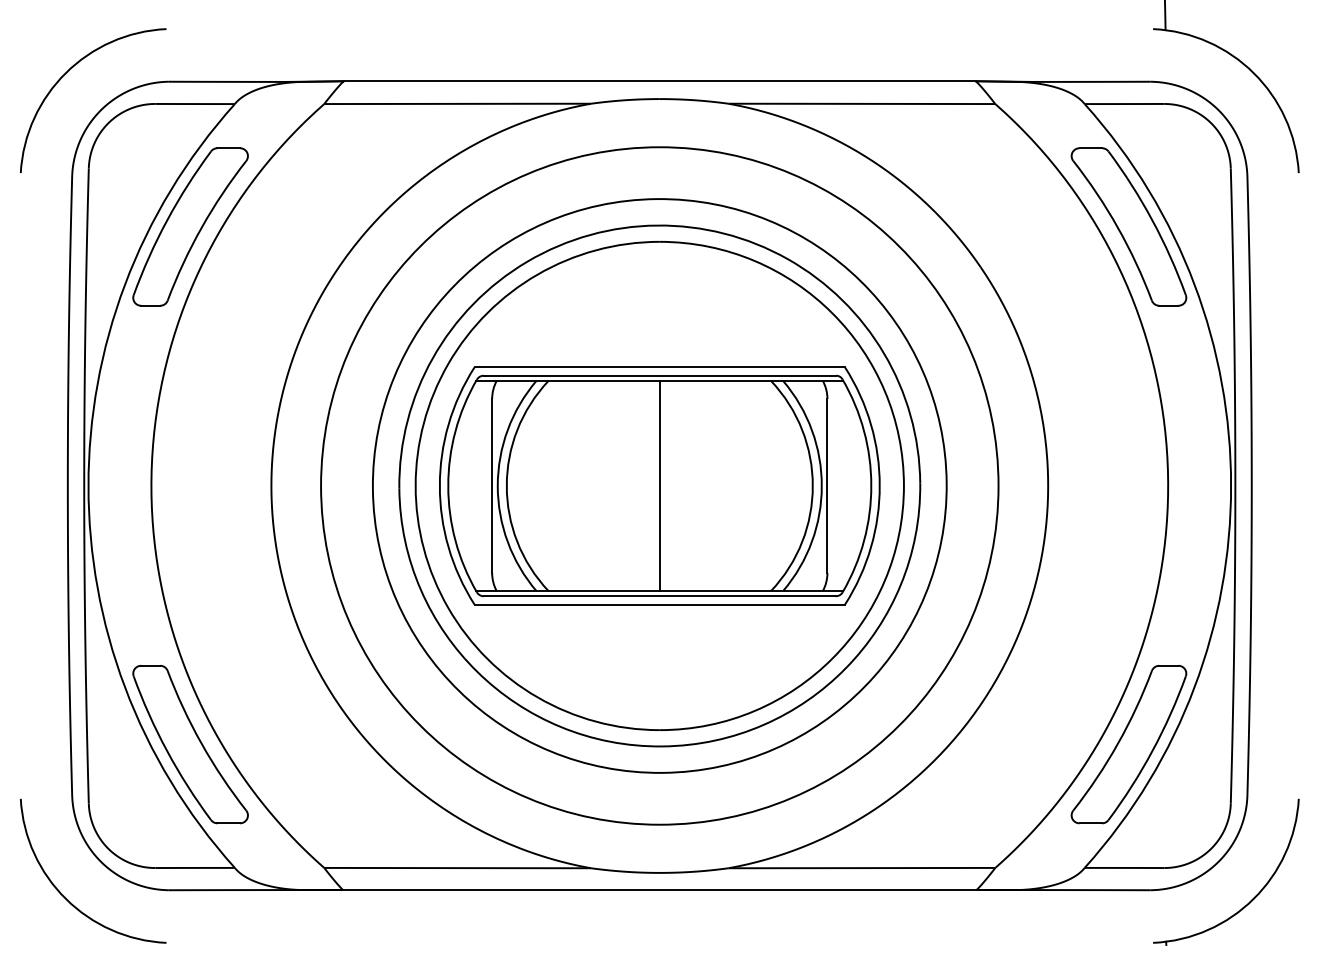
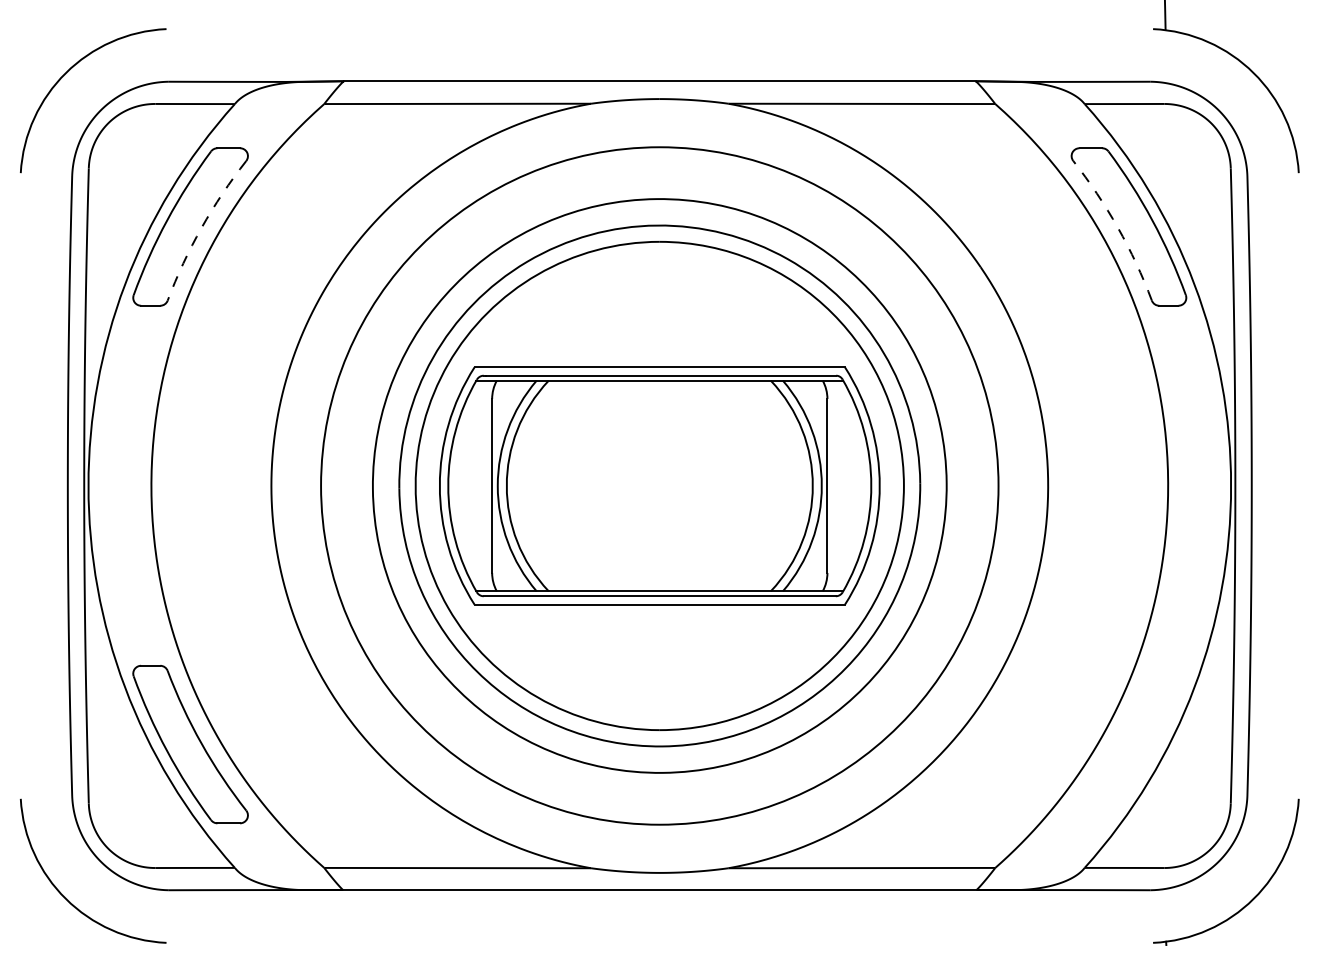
arc: solid -> dashed (201, 227)
arc: solid -> dashed (1117, 227)
line: present -> none (659, 485)
part: present -> none (1128, 744)
